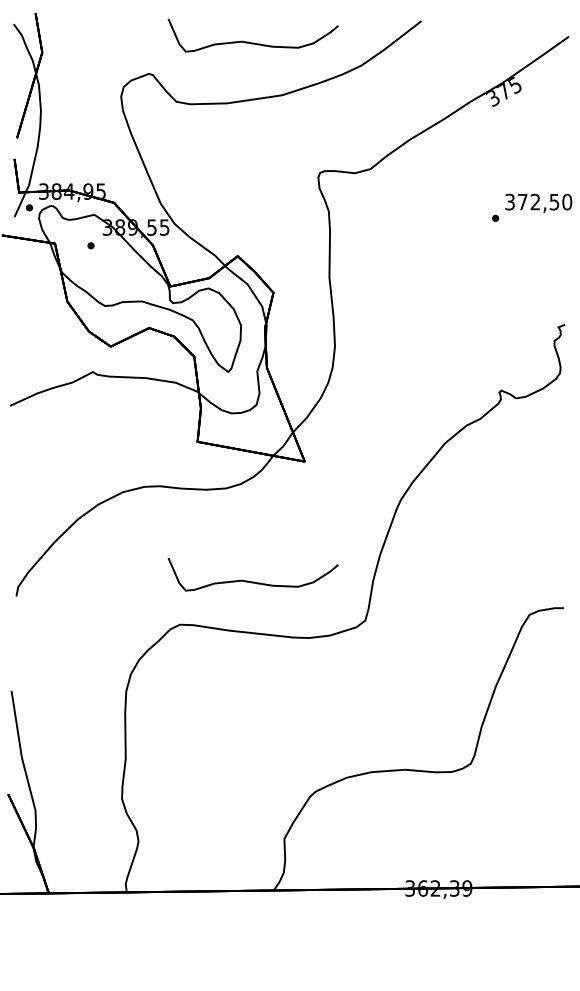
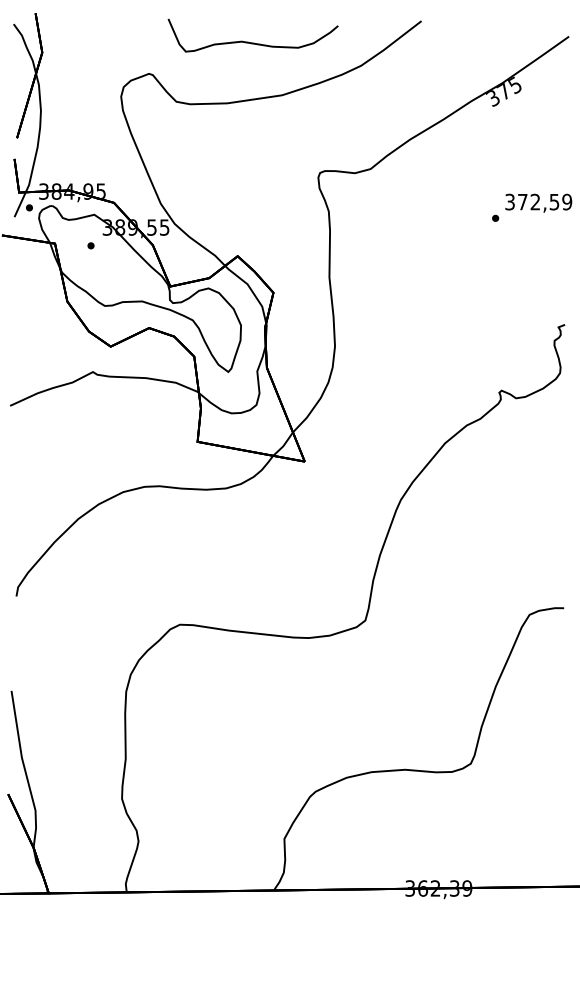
text: 372,50 -> 372,59 (567, 202)
curve: present -> none (252, 581)
